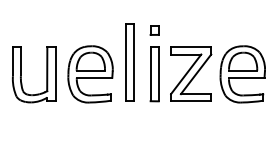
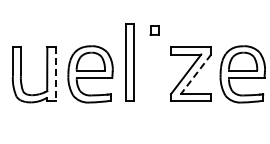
line: solid -> dashed (55, 74)
part: present -> none (154, 74)
line: solid -> dashed (196, 74)
